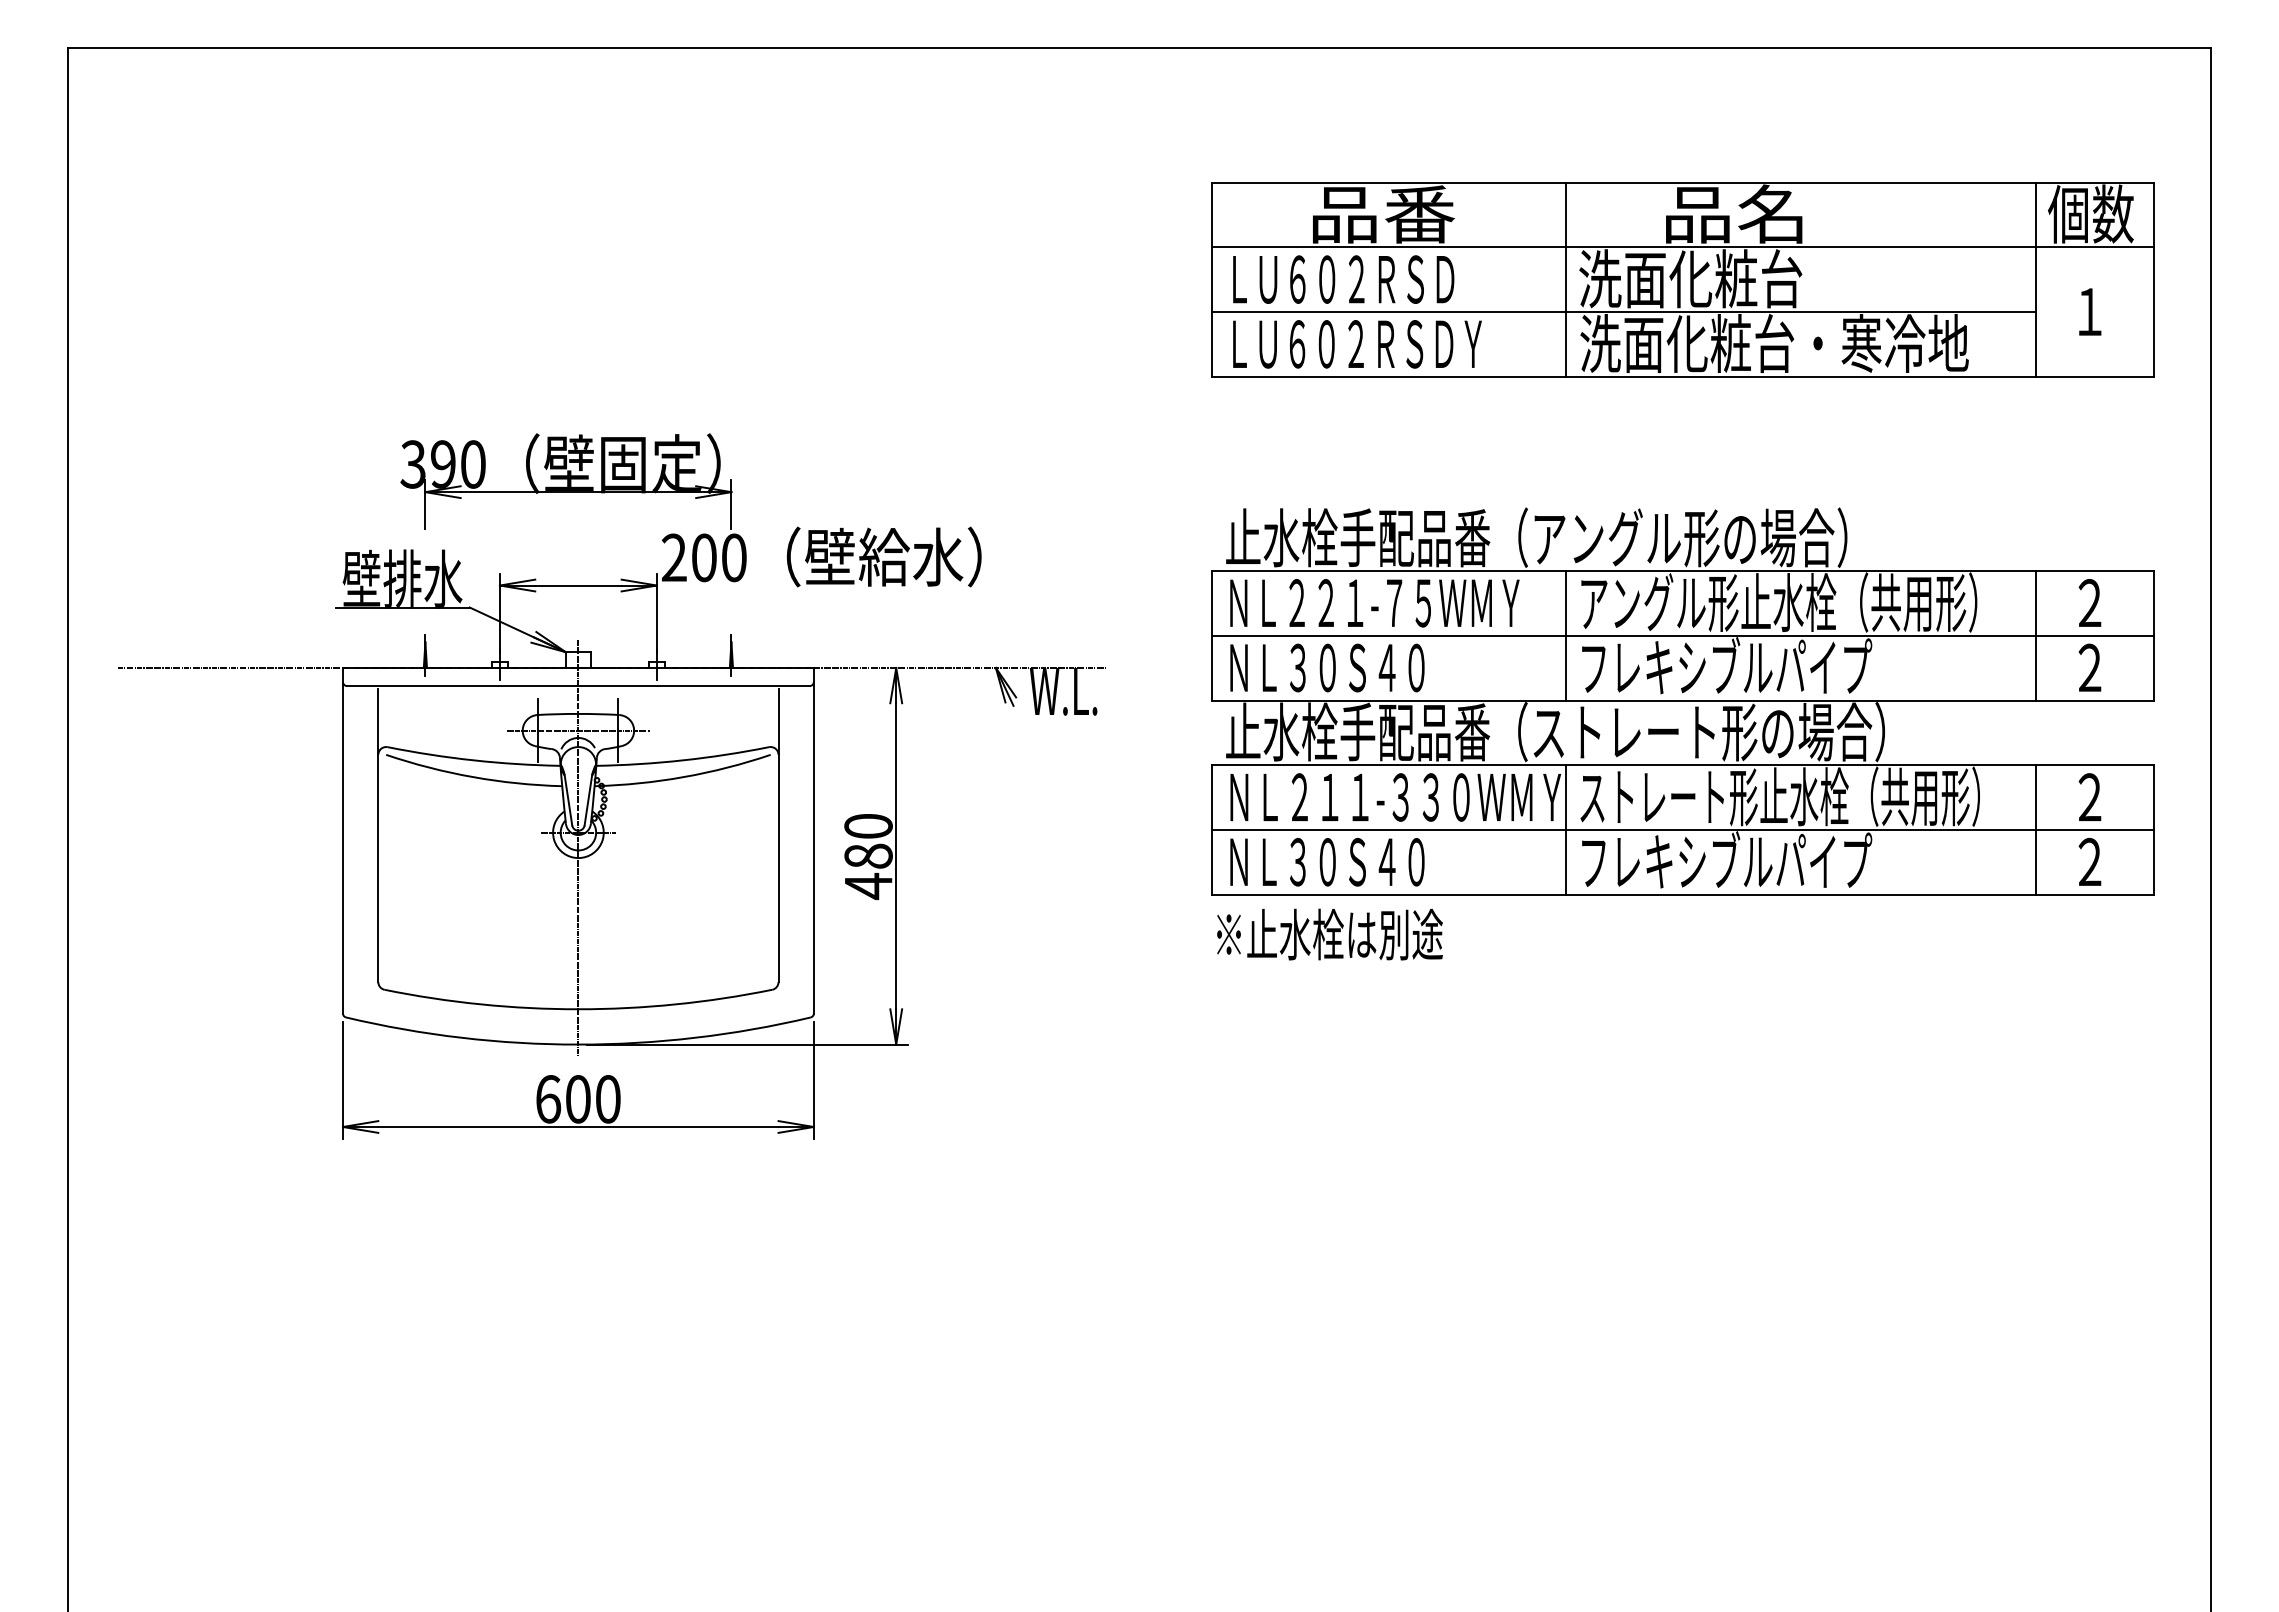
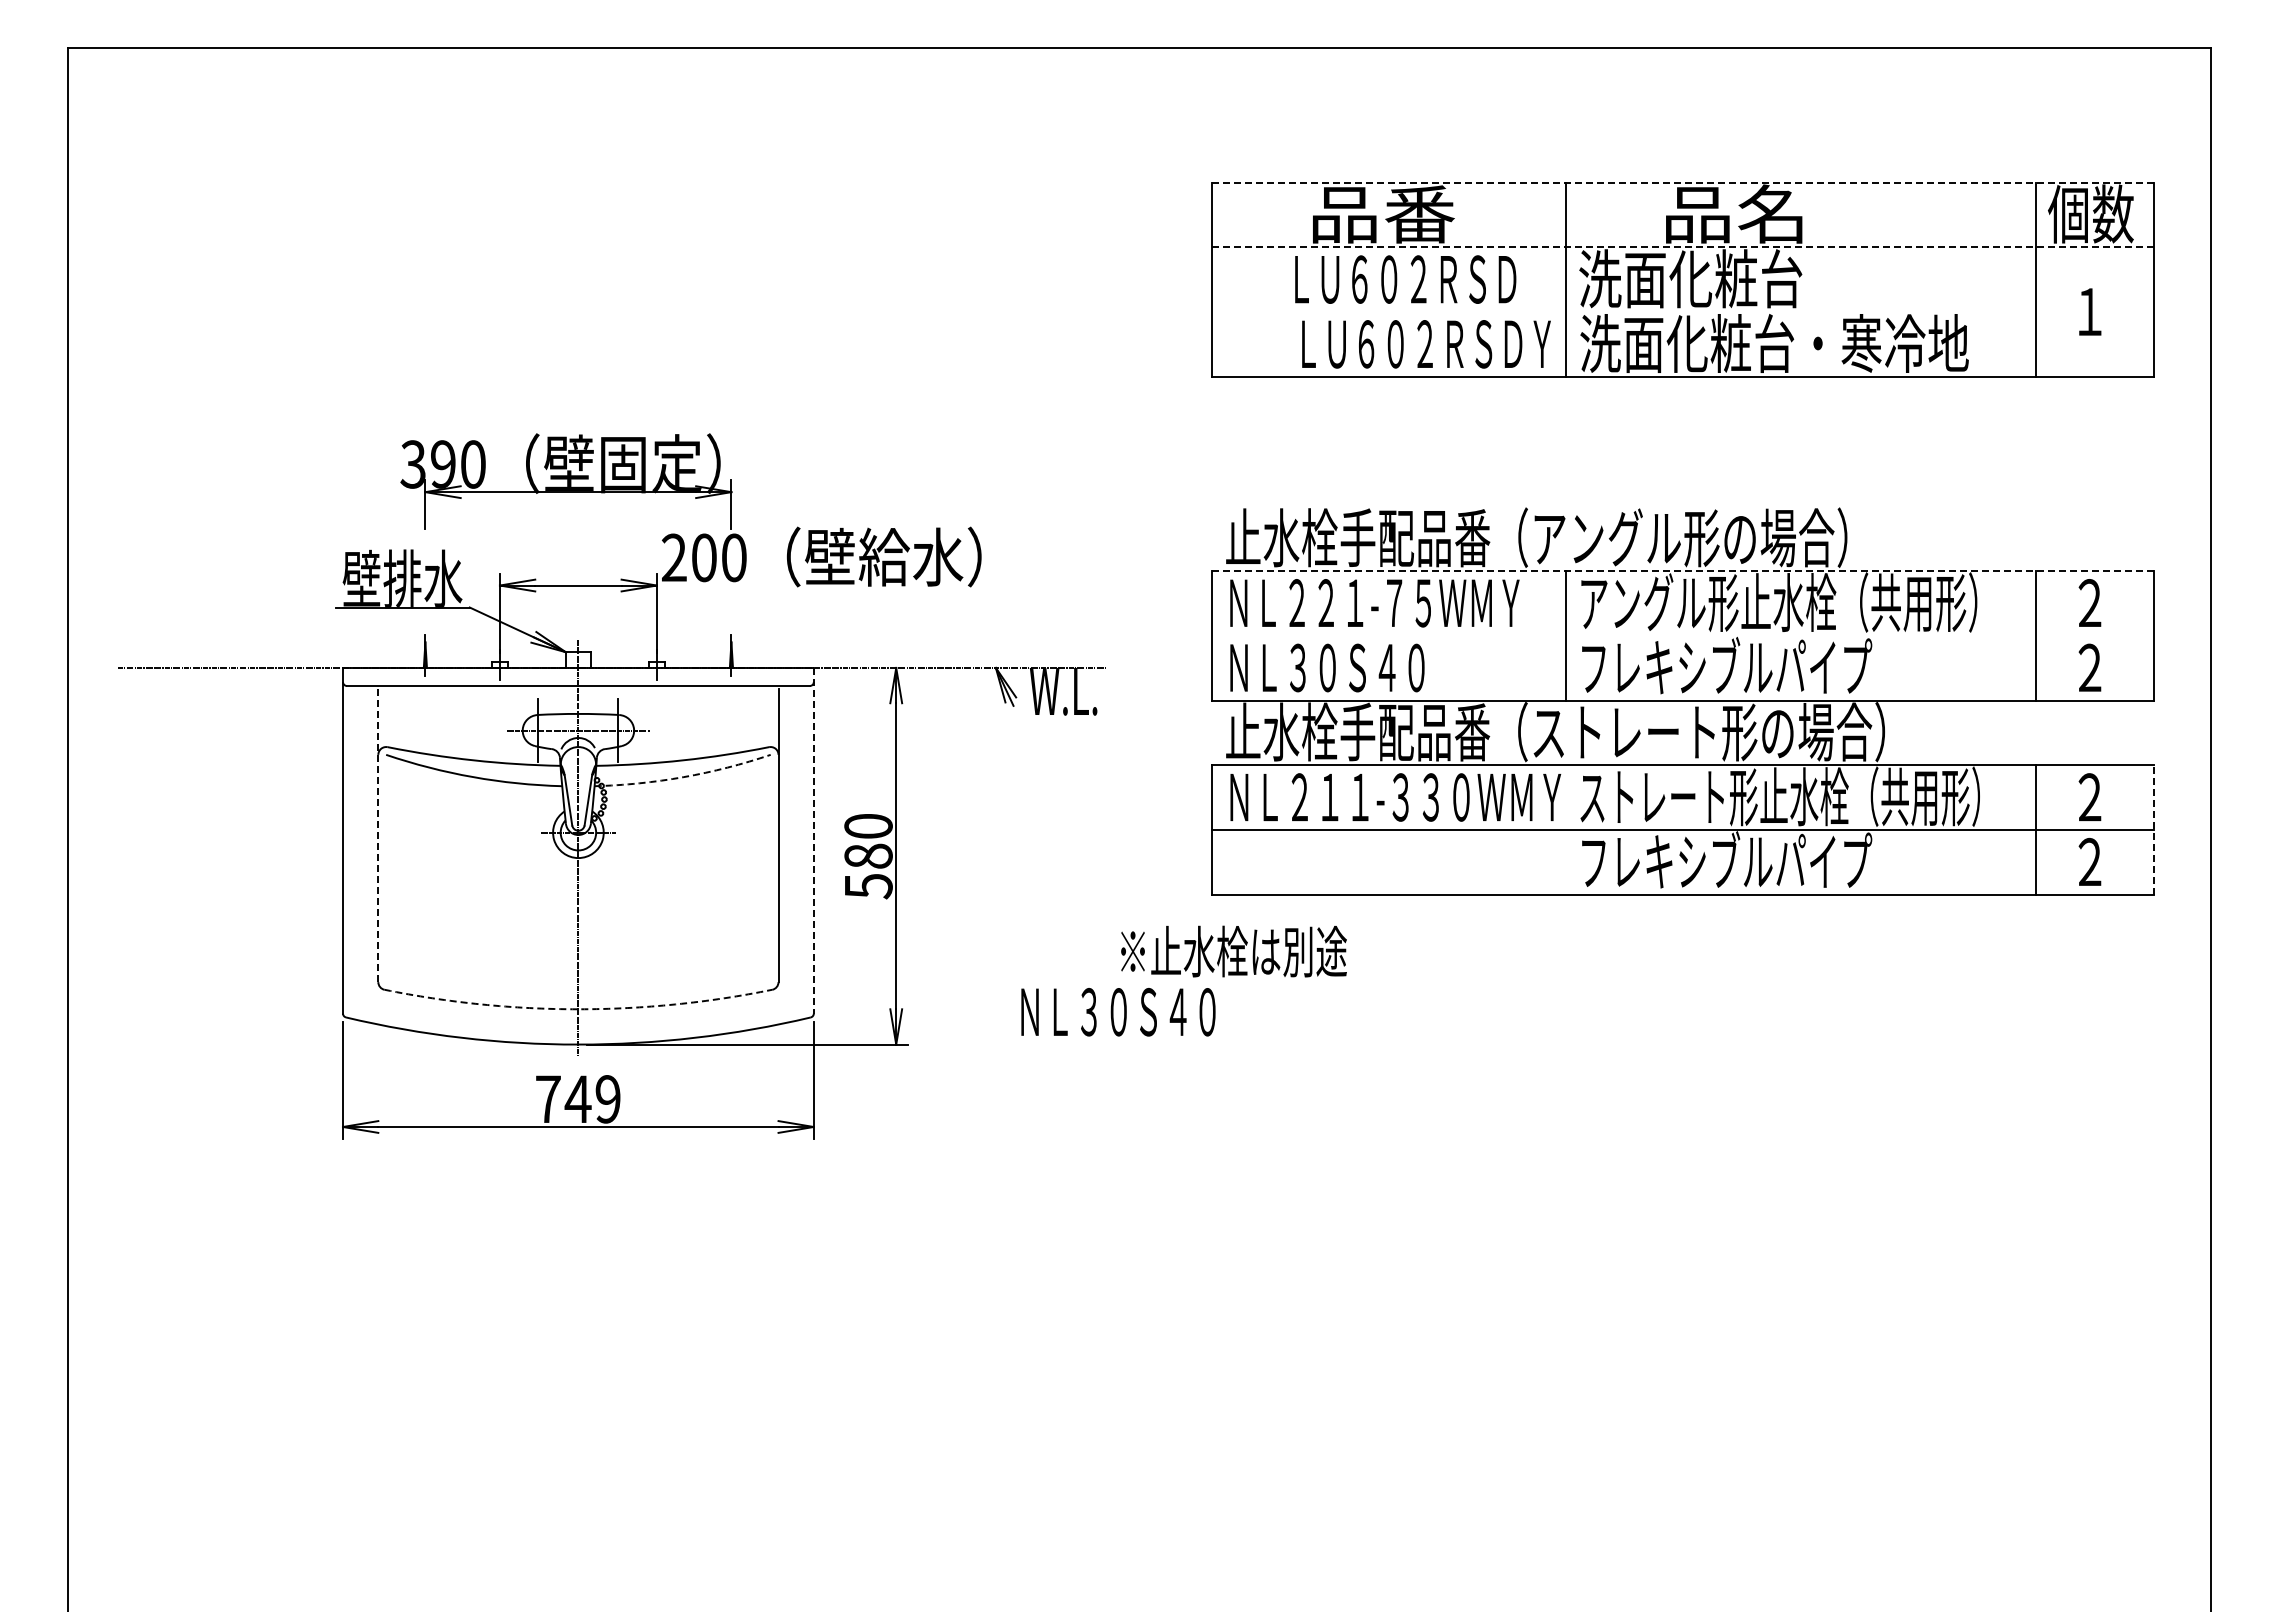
line: solid -> dashed (1683, 182)
line: solid -> dashed (1683, 247)
text position: (1343, 279) -> (1405, 279) (1405, 279)
line: present -> none (1624, 312)
text position: (1357, 344) -> (1426, 344) (1426, 344)
line: solid -> dashed (1683, 571)
line: present -> none (1683, 635)
arc: solid -> dashed (683, 777)
line: present -> none (1565, 829)
line: solid -> dashed (2154, 829)
line: solid -> dashed (378, 835)
line: solid -> dashed (813, 840)
text position: (1327, 862) -> (1118, 1012) (1118, 1012)
text: 480 -> 580 (868, 886)
text position: (1329, 934) -> (1233, 951) (1233, 951)
arc: solid -> dashed (578, 1009)
text: 600 -> 749 (578, 1099)
